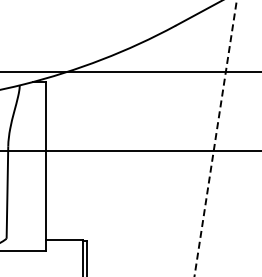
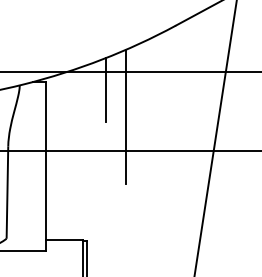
line: none -> present (105, 89)
line: none -> present (125, 116)
line: dashed -> solid (215, 138)
